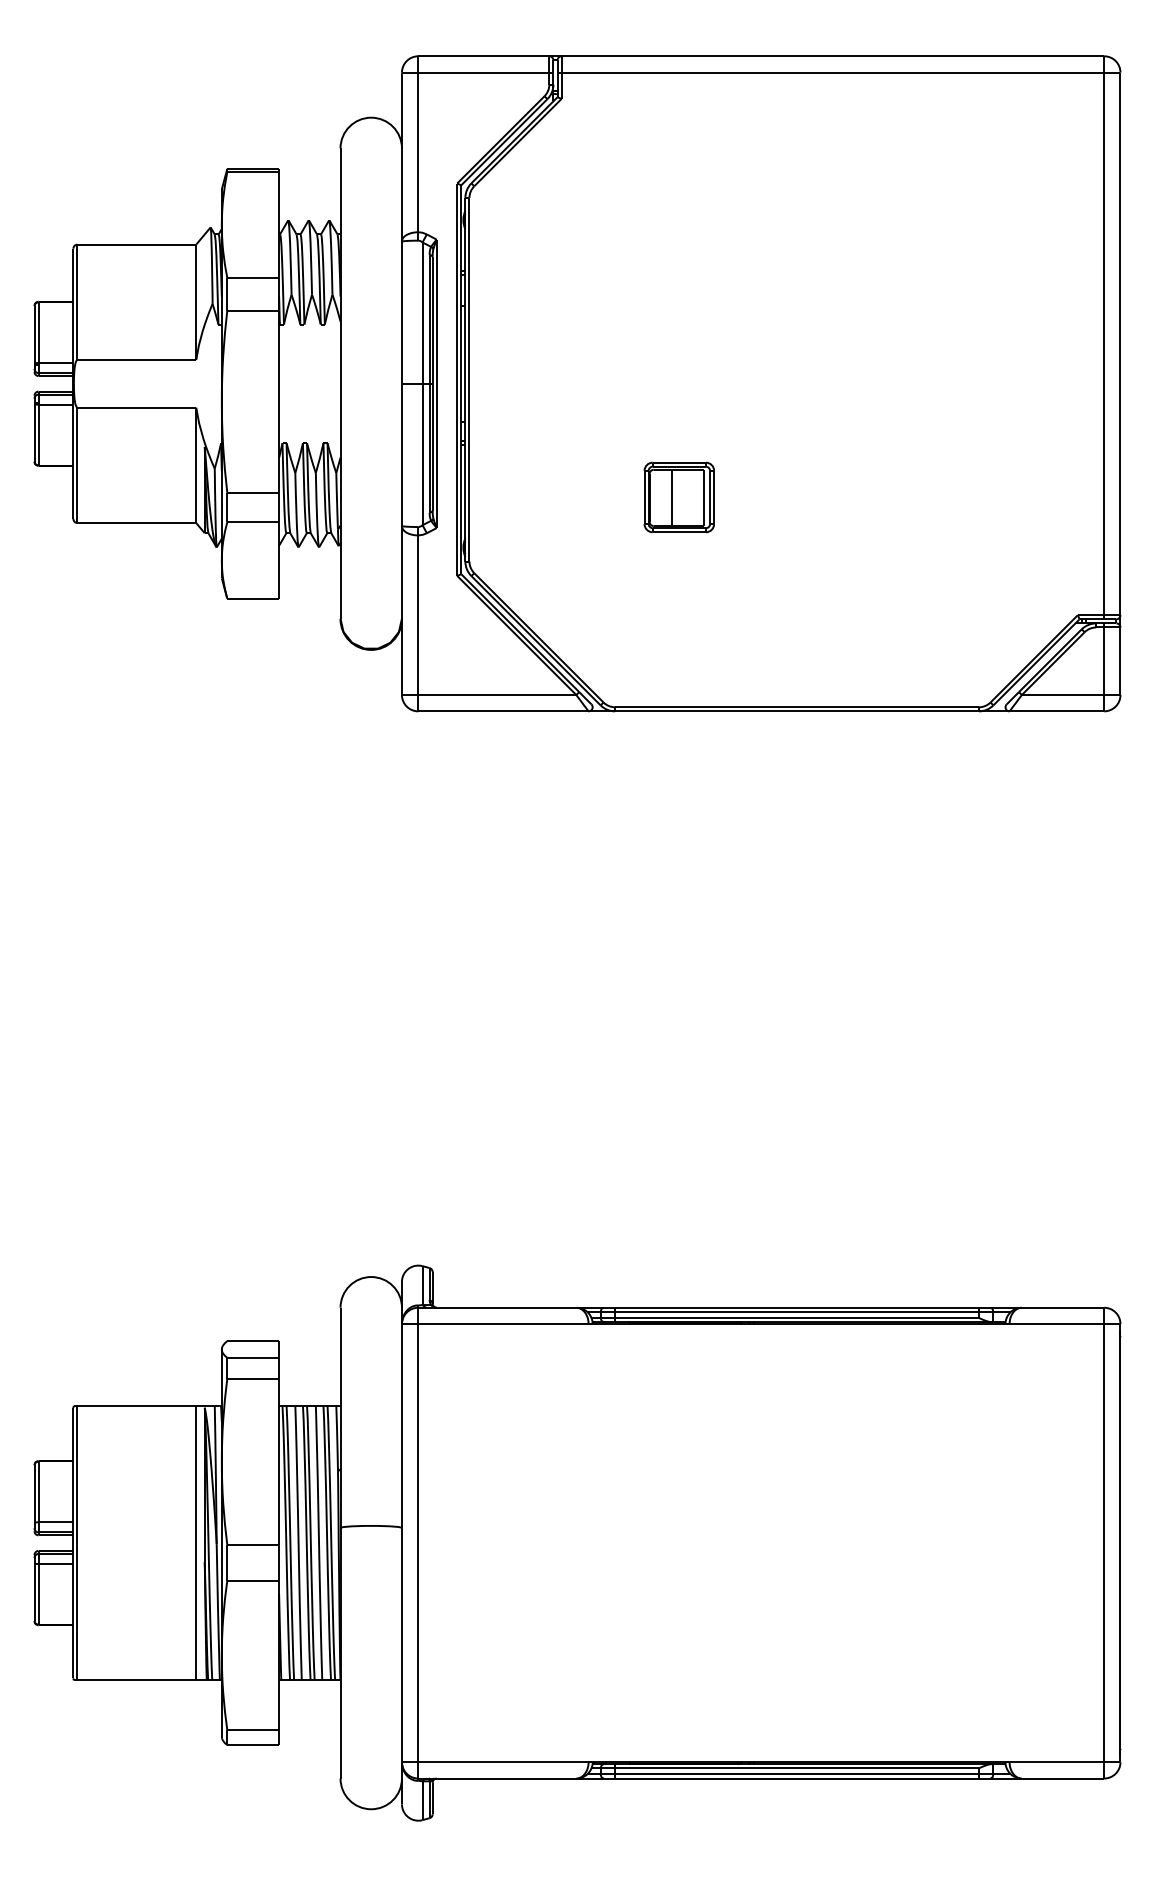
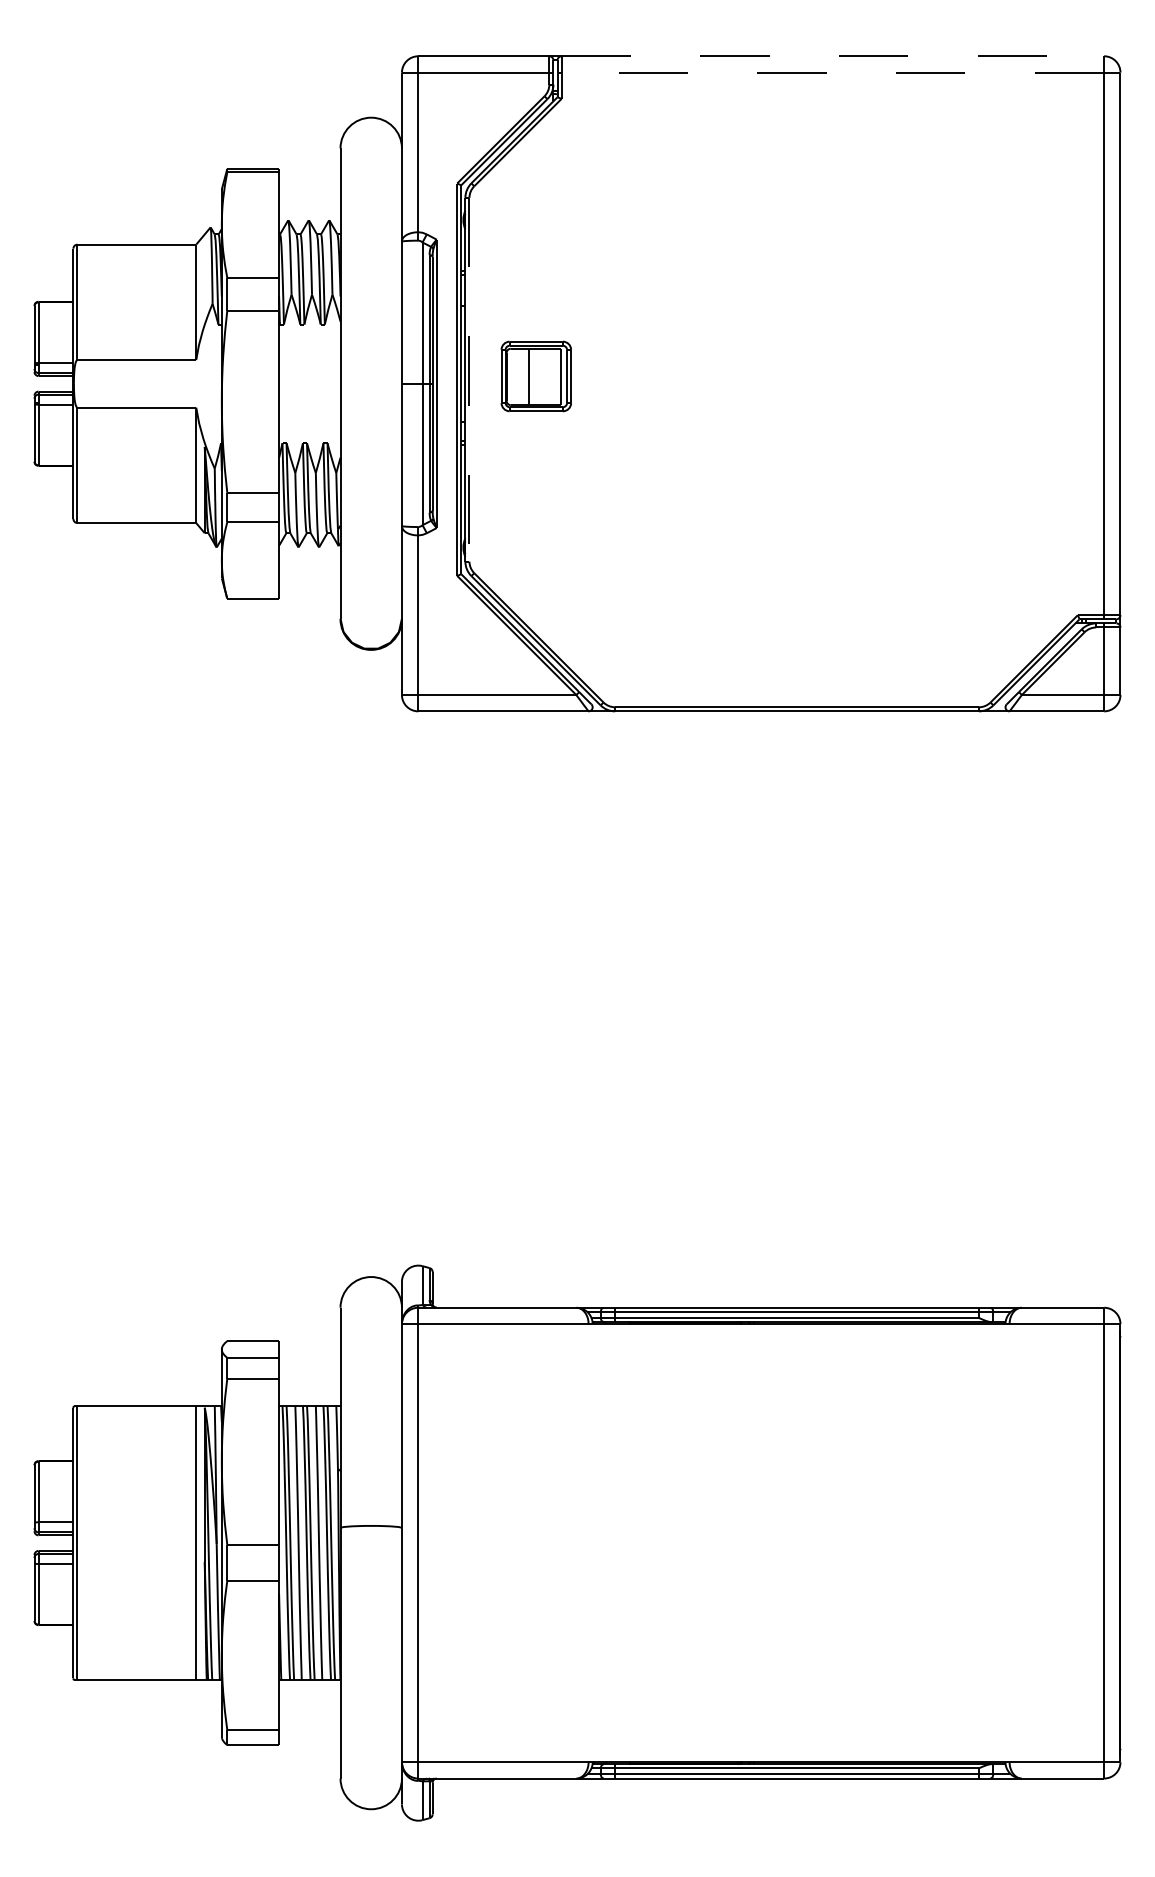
line: solid -> dashed (833, 56)
line: solid -> dashed (832, 72)
line: solid -> dashed (469, 379)
part position: (678, 497) -> (535, 376) (535, 376)
